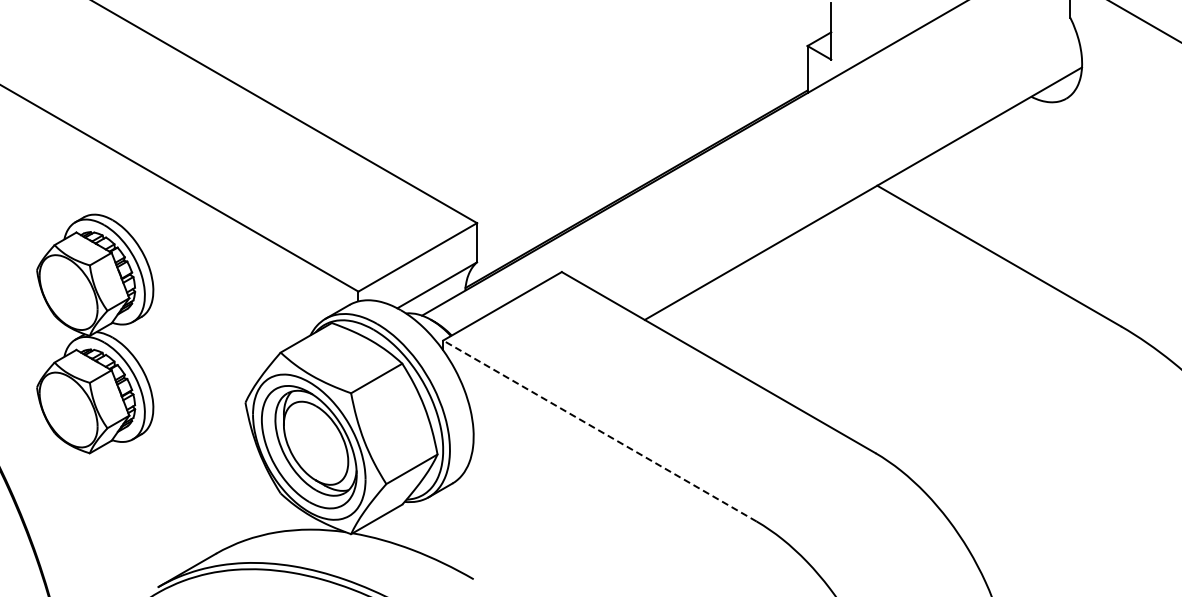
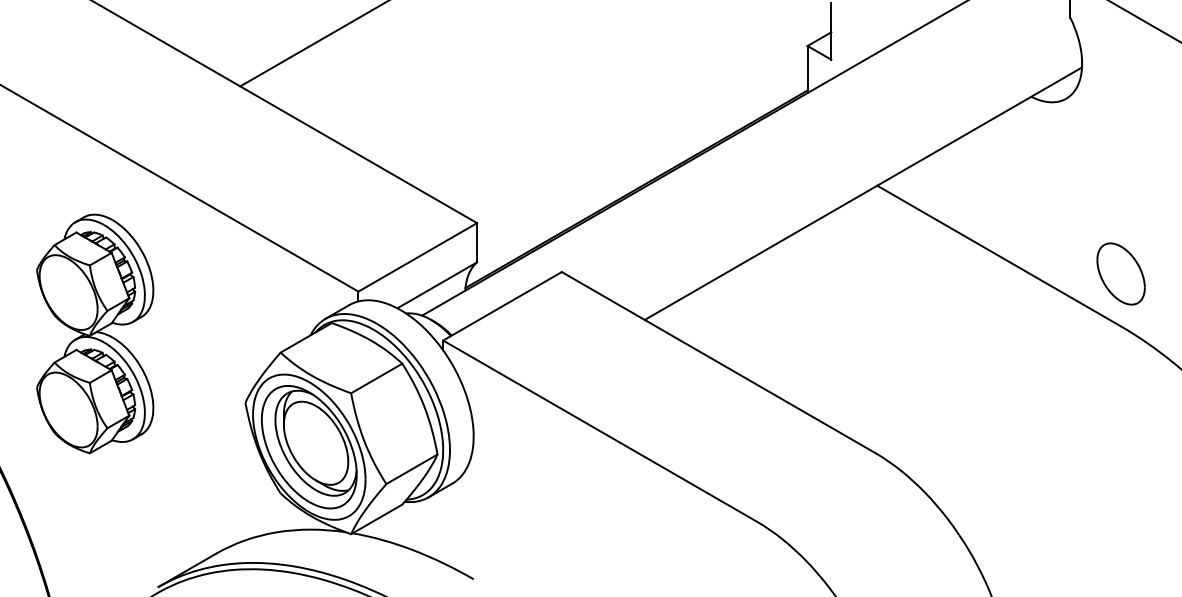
line: none -> present (312, 44)
part: none -> present (1120, 273)
line: dashed -> solid (599, 430)
